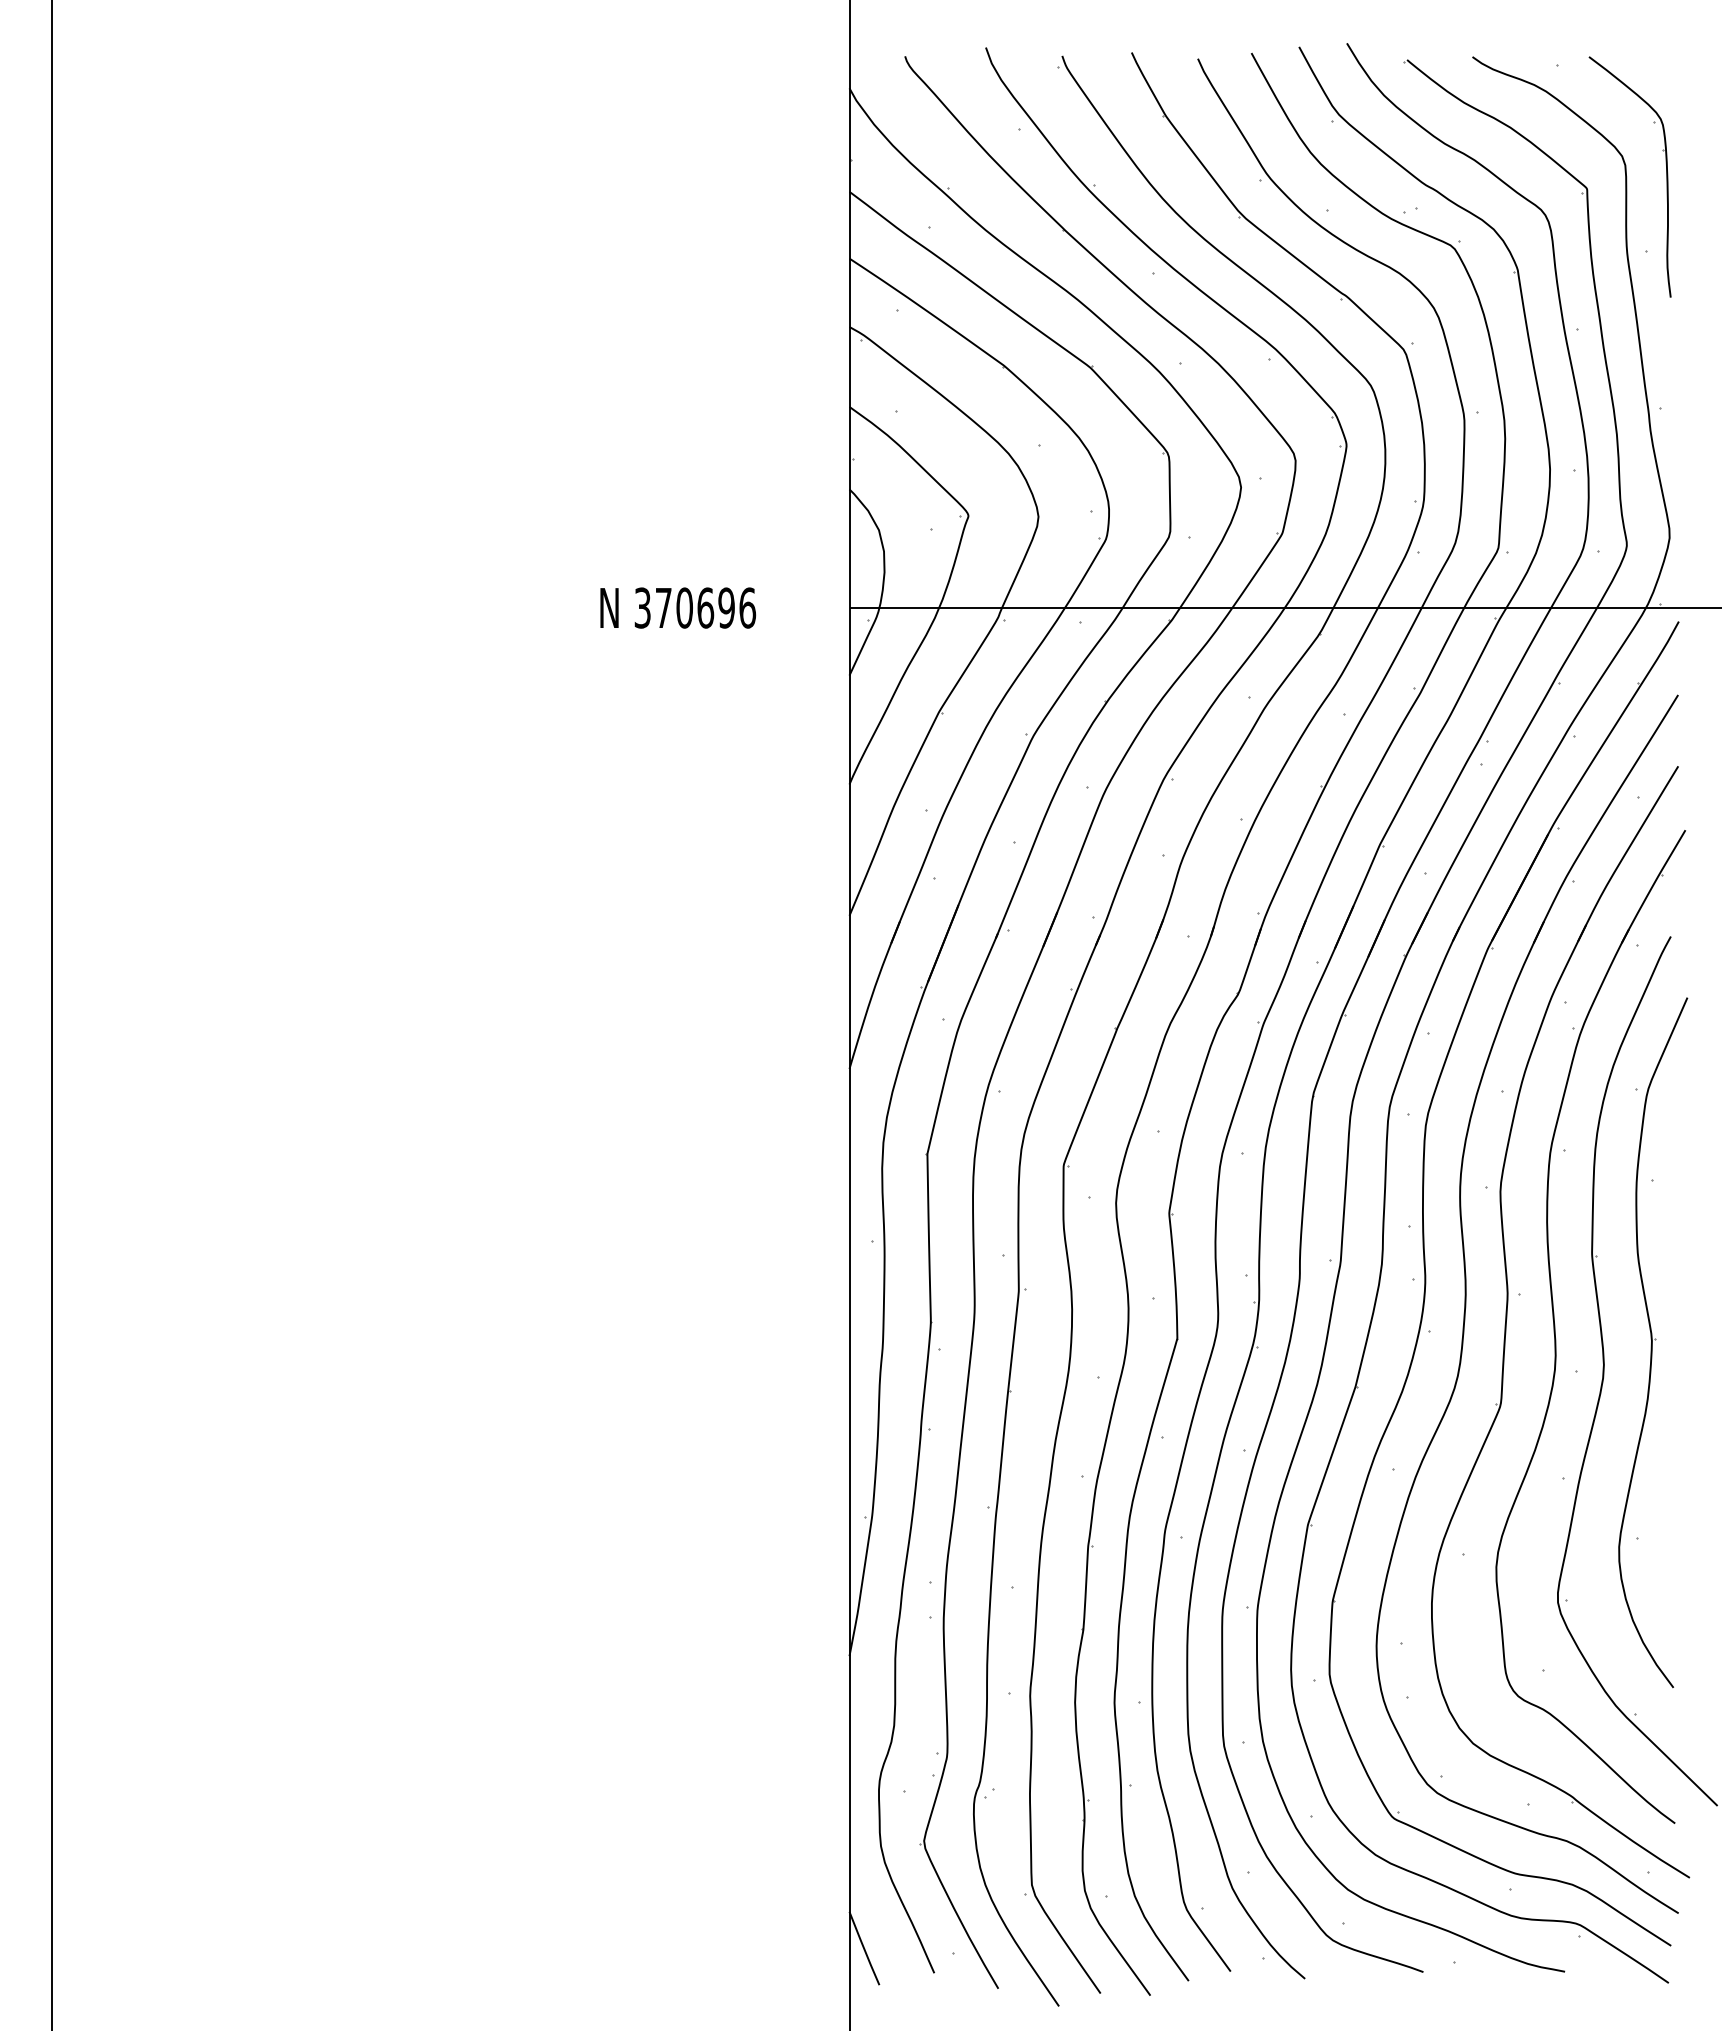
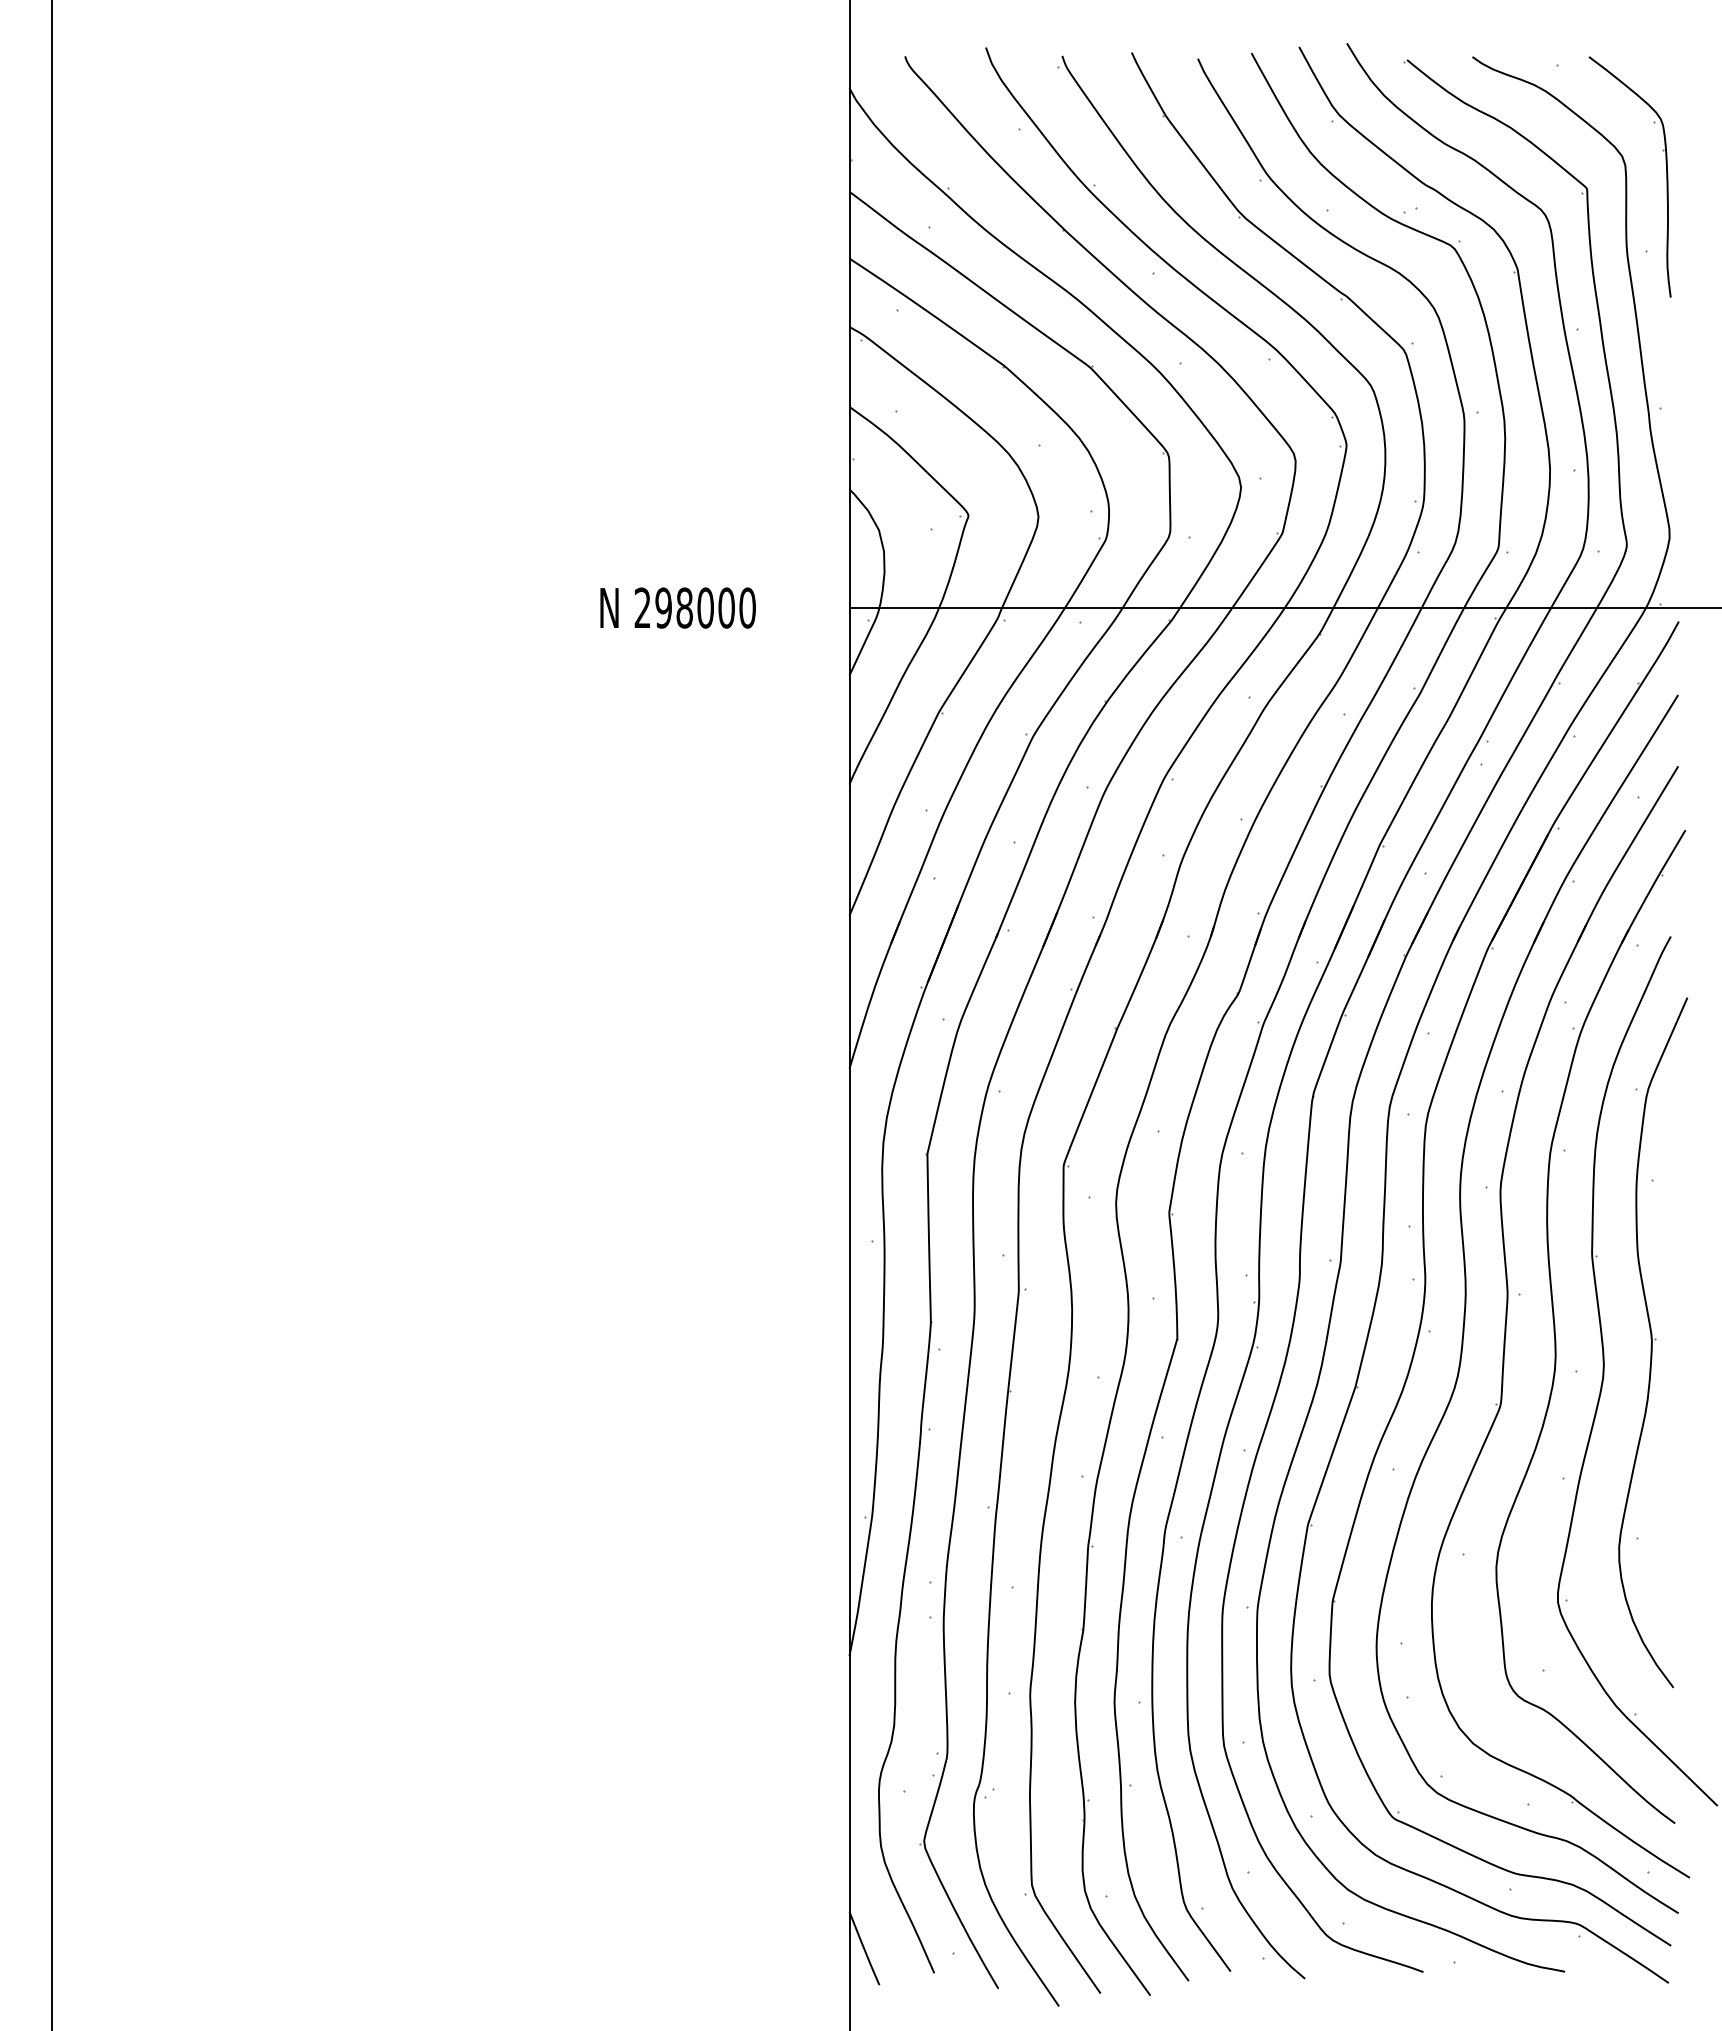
text: 370696 -> 298000 (695, 607)
